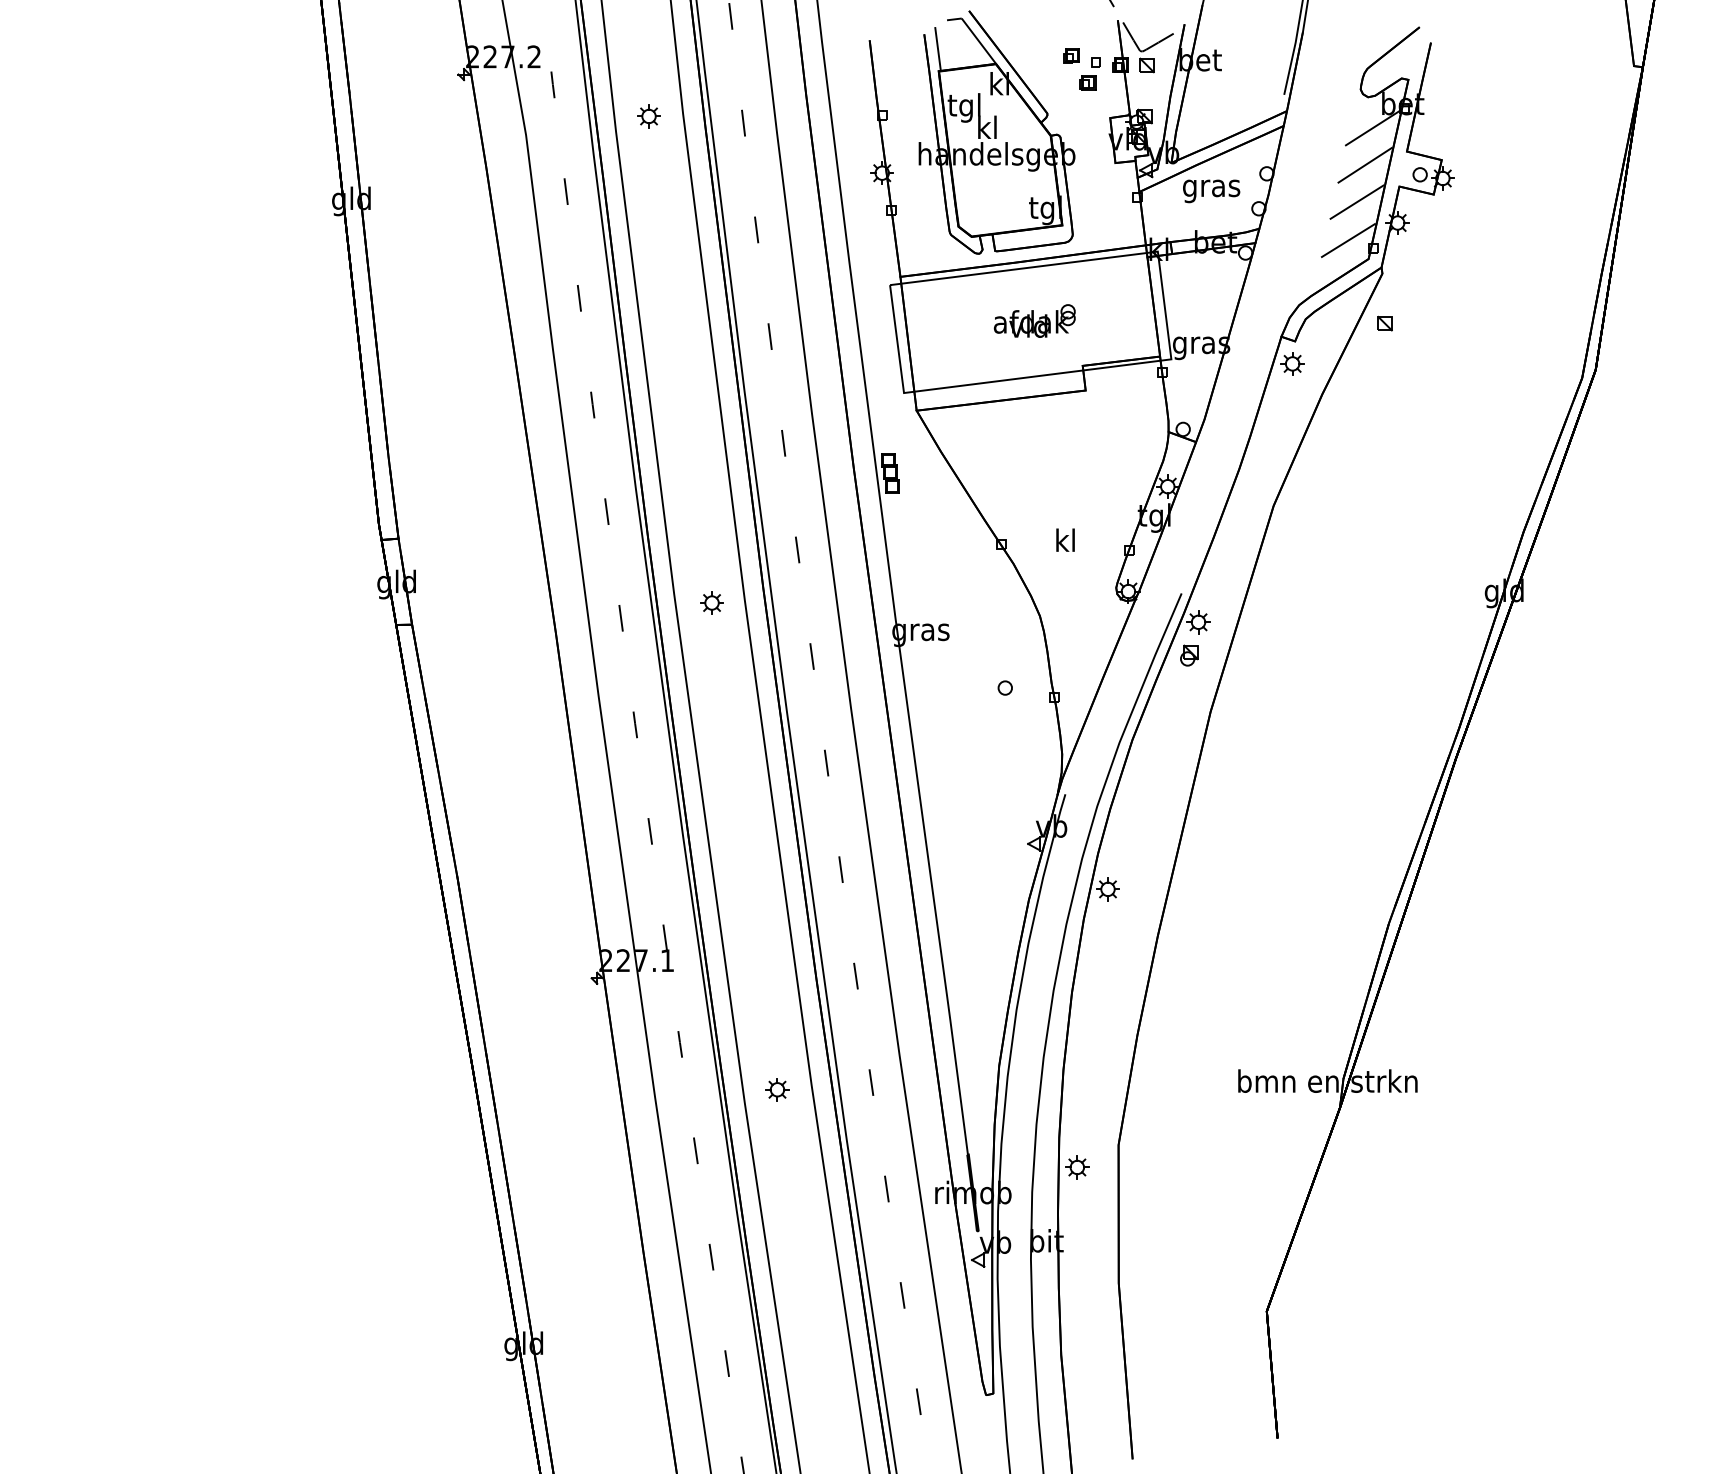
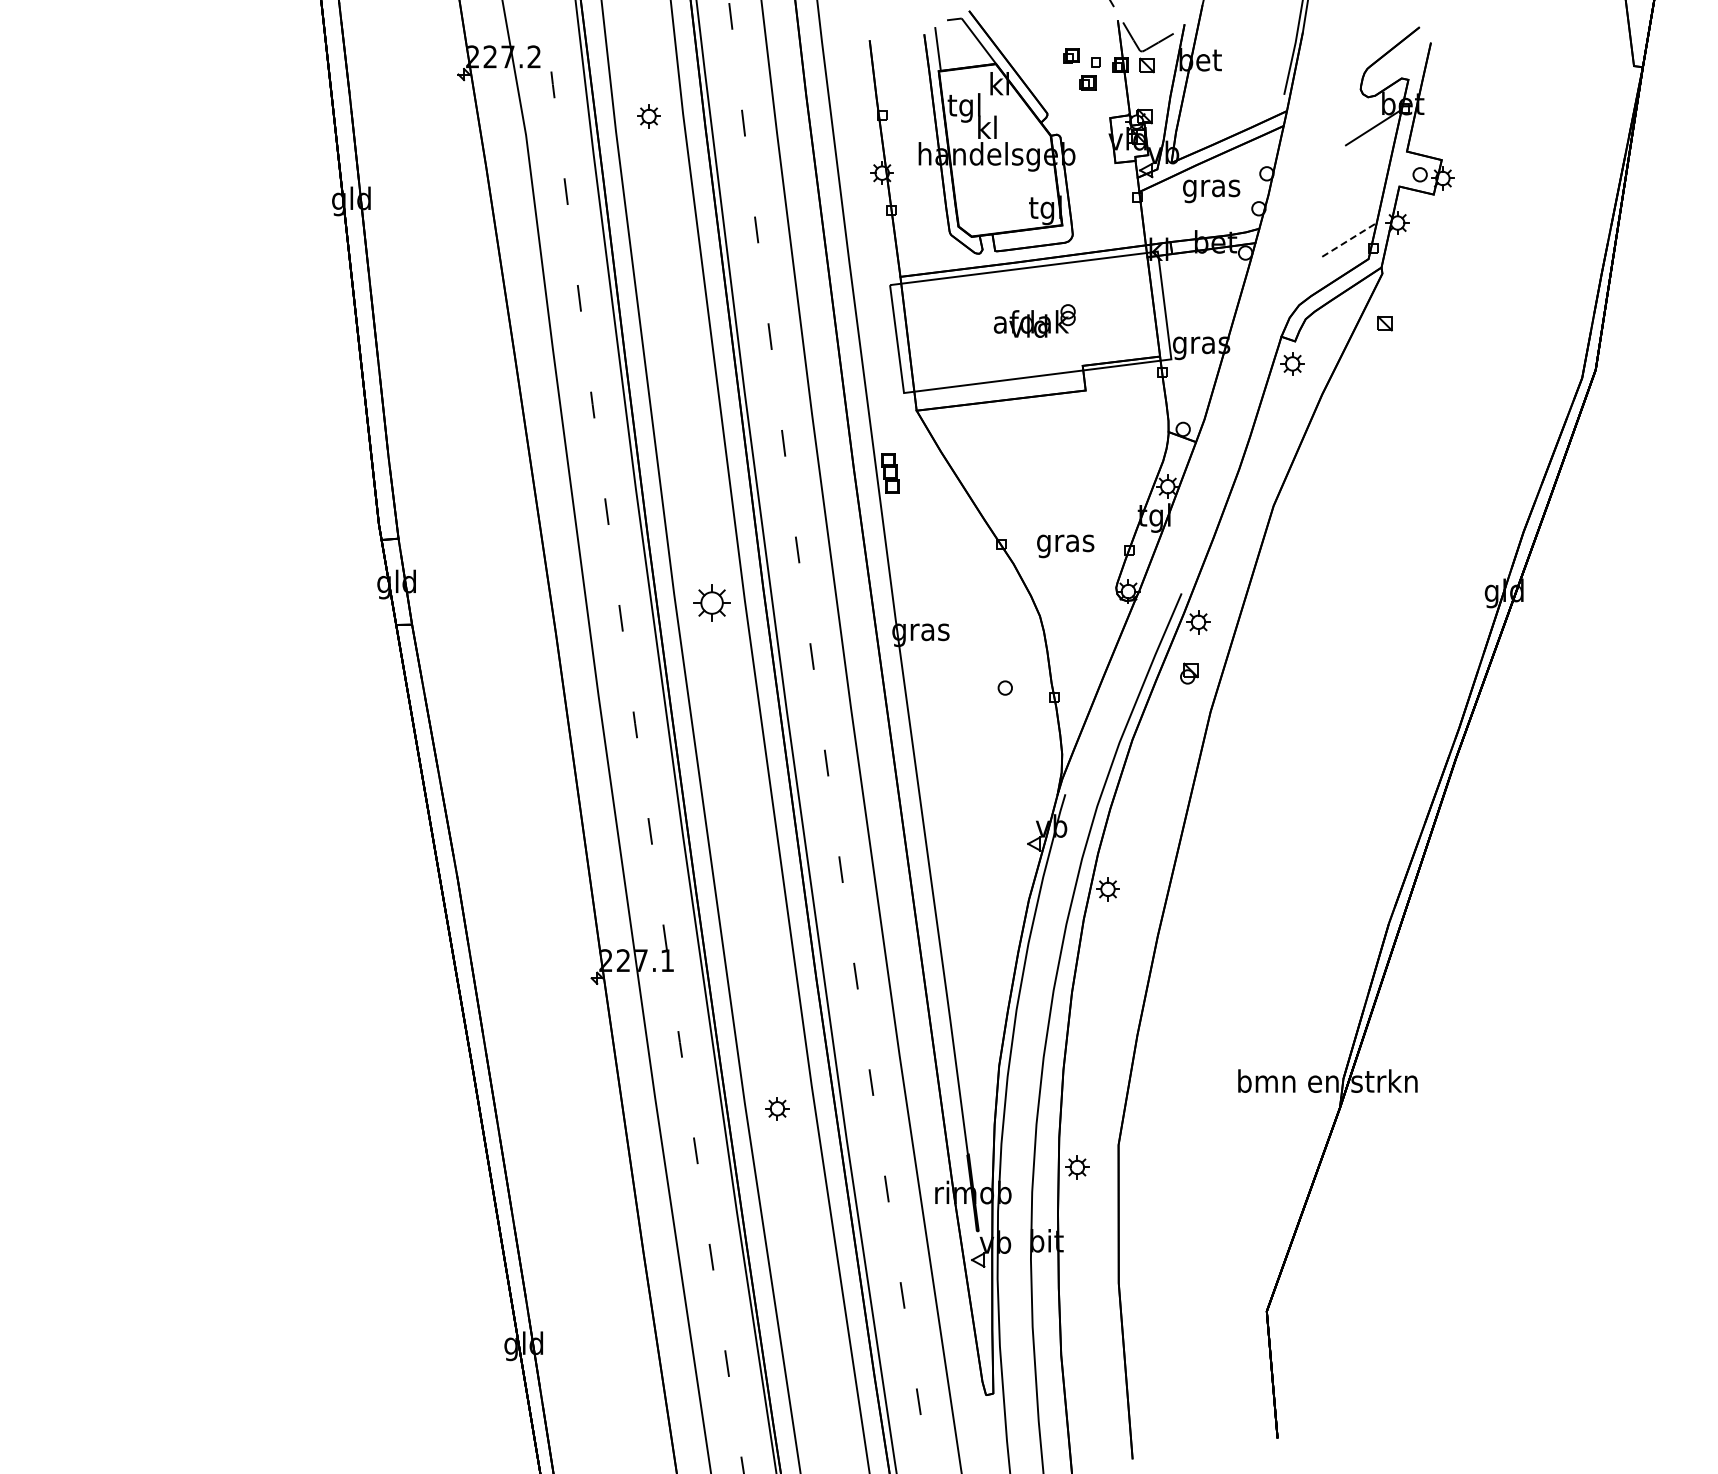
line: present -> none (1364, 165)
line: present -> none (1356, 201)
line: solid -> dashed (1348, 240)
text: kl -> gras (1065, 543)
part size: 24x24 px -> 38x38 px (711, 602)
part position: (1189, 655) -> (1189, 673) (1189, 673)
part position: (777, 1089) -> (777, 1108) (777, 1108)
